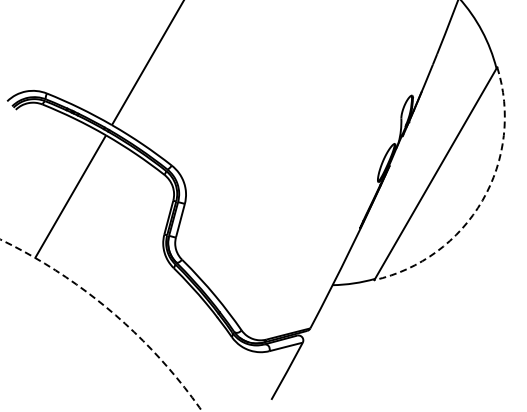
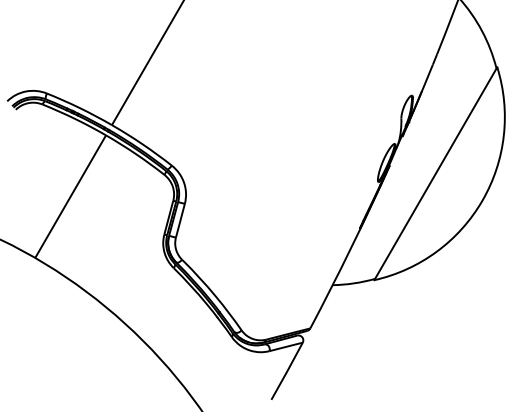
arc: dashed -> solid (482, 200)
circle: dashed -> solid (101, 325)
